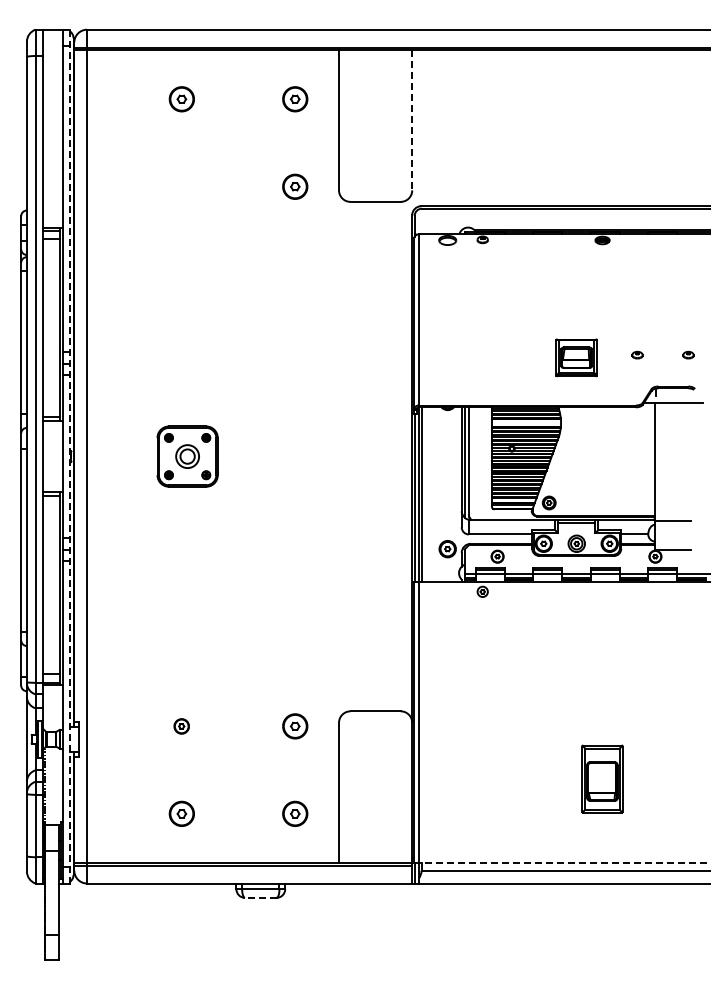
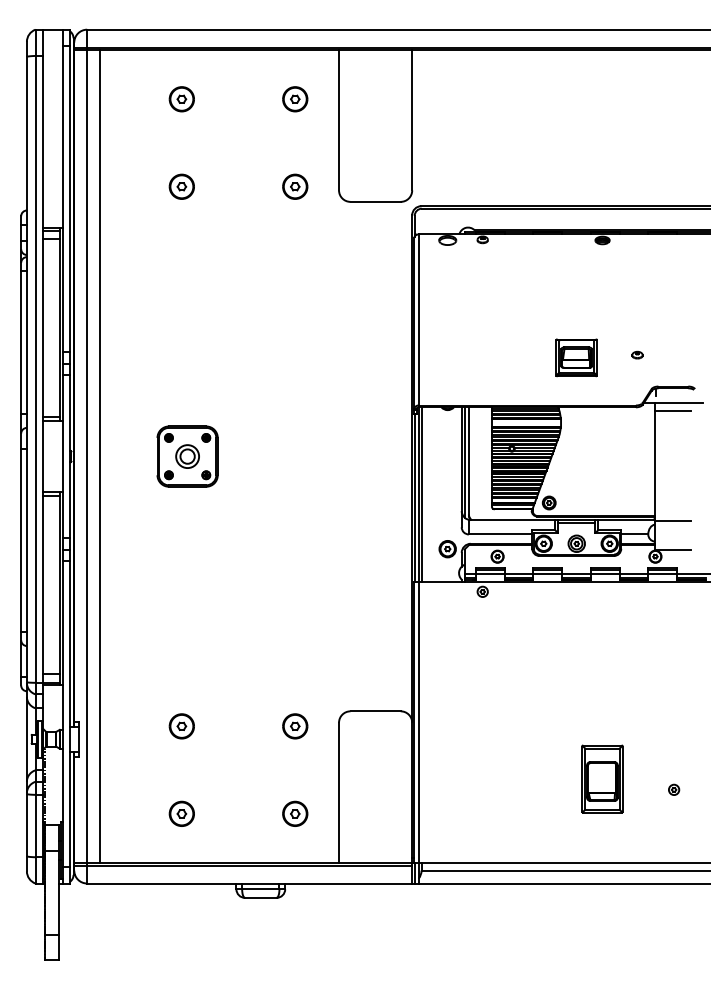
line: dashed -> solid (412, 120)
part: none -> present (181, 186)
part: present -> none (688, 354)
line: none -> present (672, 411)
line: dashed -> solid (69, 456)
line: none -> present (100, 456)
part size: 17x17 px -> 27x27 px (181, 726)
part: none -> present (674, 789)
line: dashed -> solid (562, 863)
line: dashed -> solid (260, 897)
